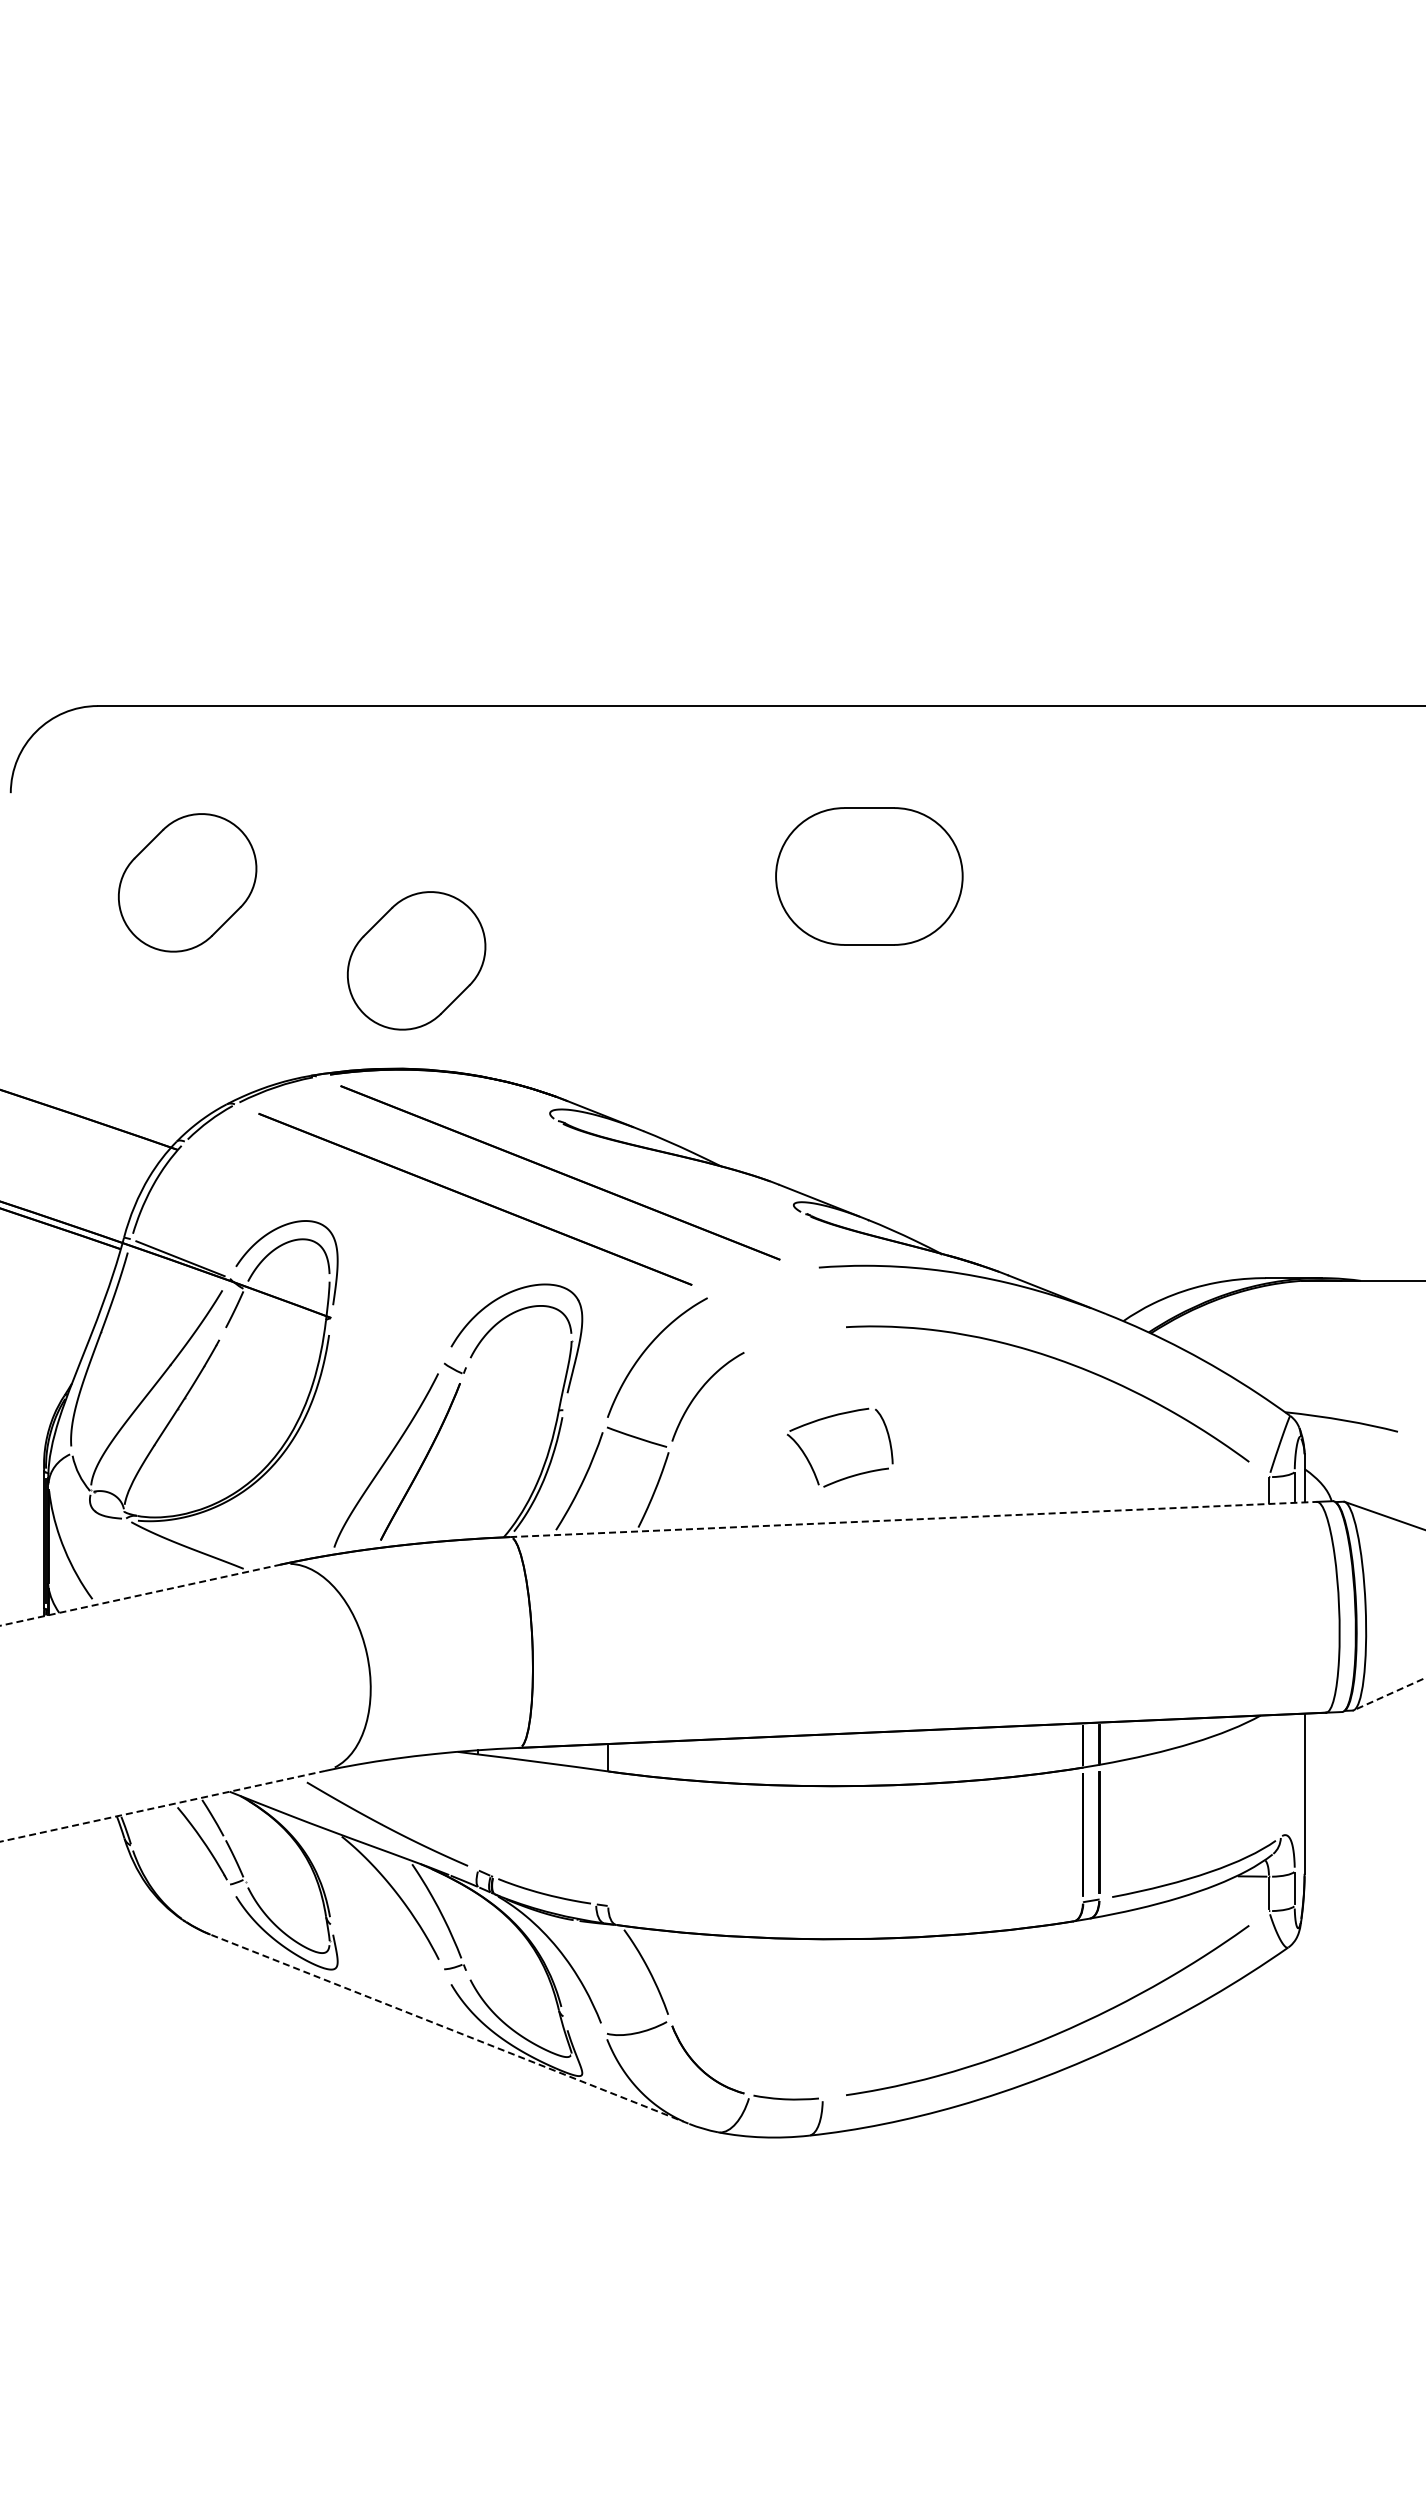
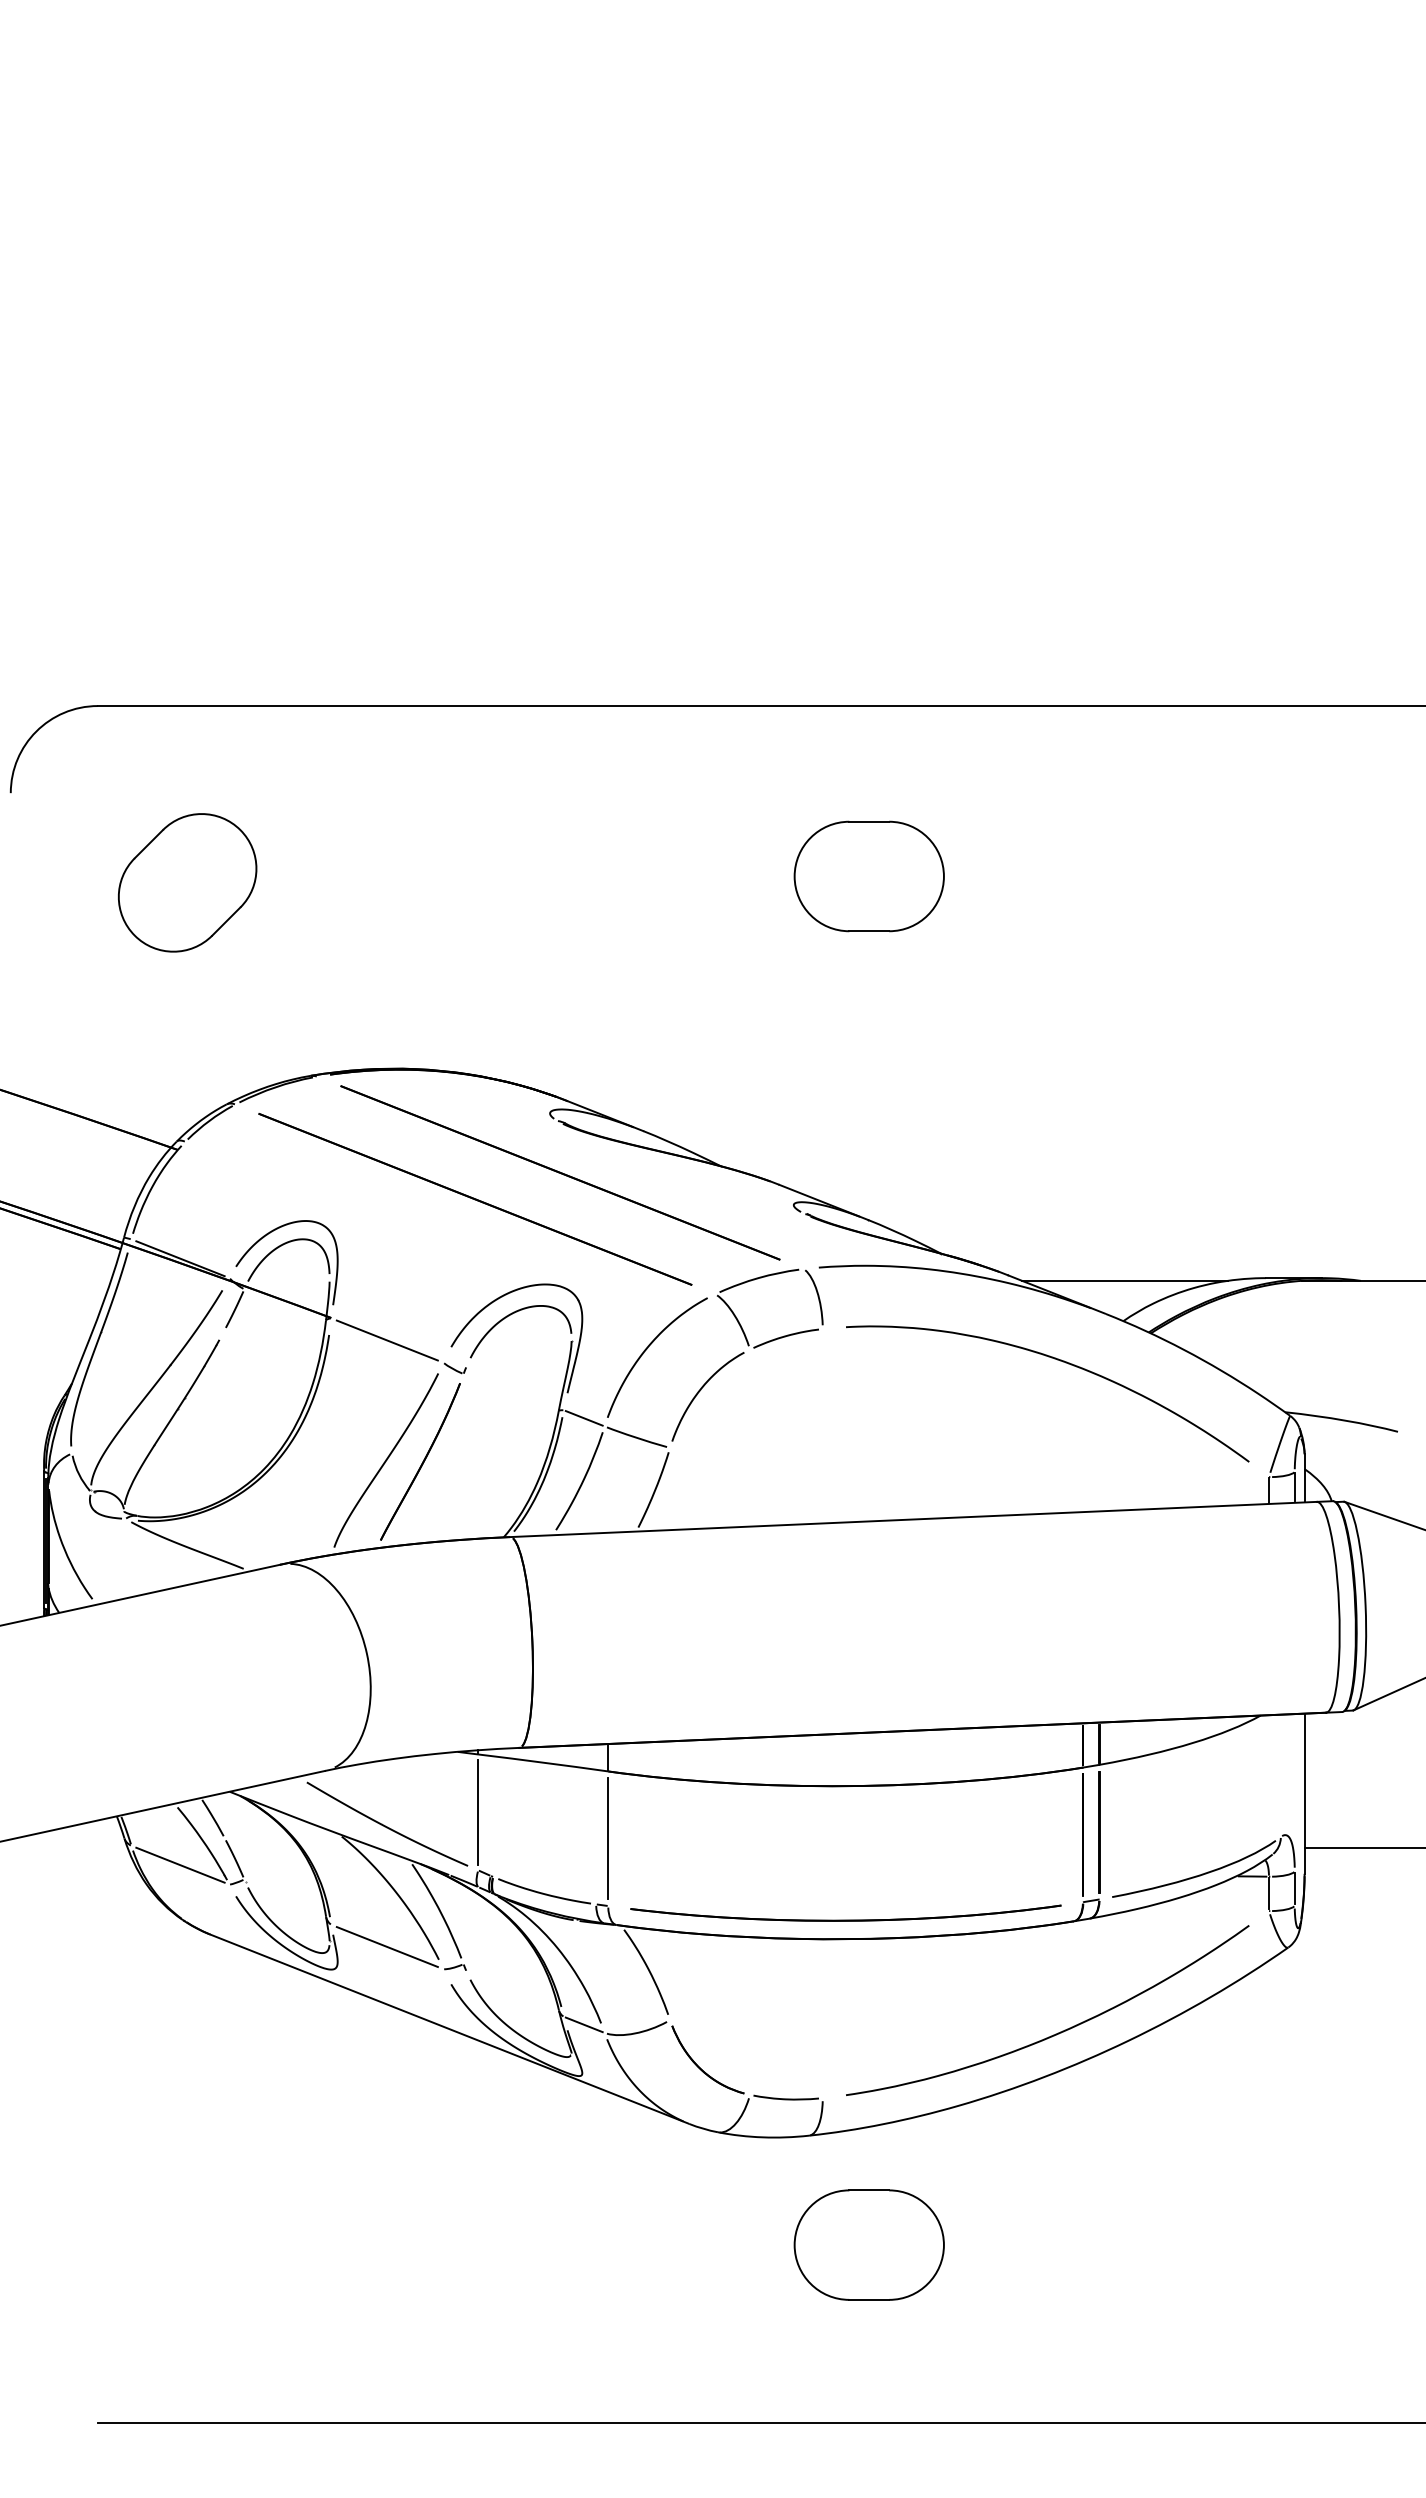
part size: 189x139 px -> 152x113 px (868, 876)
part: present -> none (416, 960)
line: none -> present (1124, 1280)
line: none -> present (386, 1340)
line: none -> present (583, 1418)
part position: (850, 1475) -> (780, 1336) (780, 1336)
line: dashed -> solid (913, 1519)
line: dashed -> solid (140, 1595)
line: dashed -> solid (1389, 1694)
line: dashed -> solid (162, 1806)
line: none -> present (478, 1812)
line: none -> present (608, 1838)
line: none -> present (1363, 1848)
line: none -> present (180, 1864)
part: none -> present (845, 1919)
line: none -> present (386, 1946)
line: none -> present (583, 2024)
line: dashed -> solid (449, 2029)
part: none -> present (868, 2244)
line: none -> present (759, 2423)
